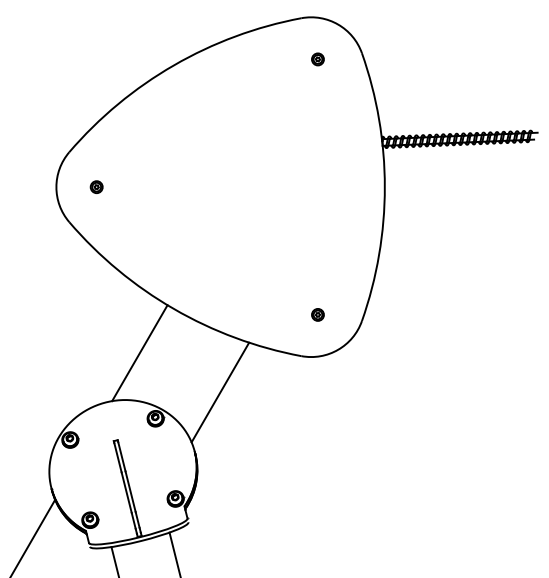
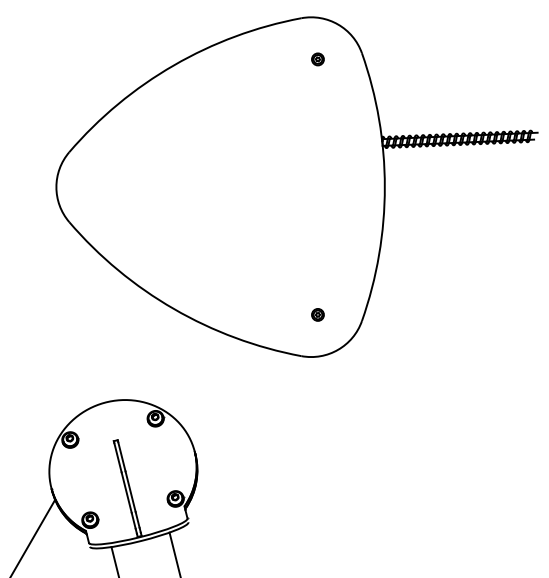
part: present -> none (96, 186)
line: present -> none (139, 353)
line: present -> none (220, 392)
